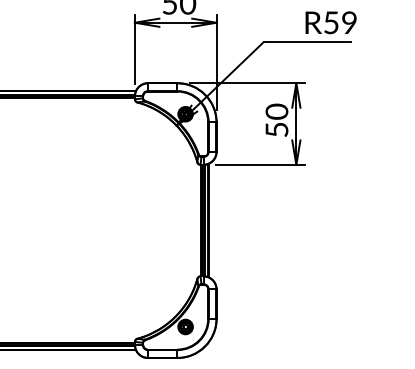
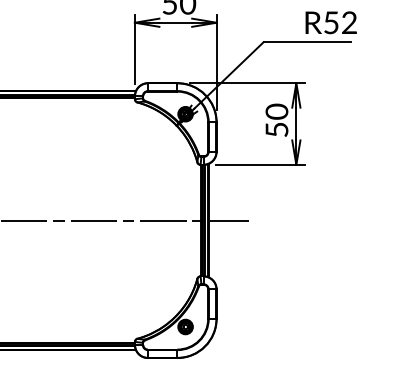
text: R59 -> R52 (349, 22)
line: none -> present (125, 220)
